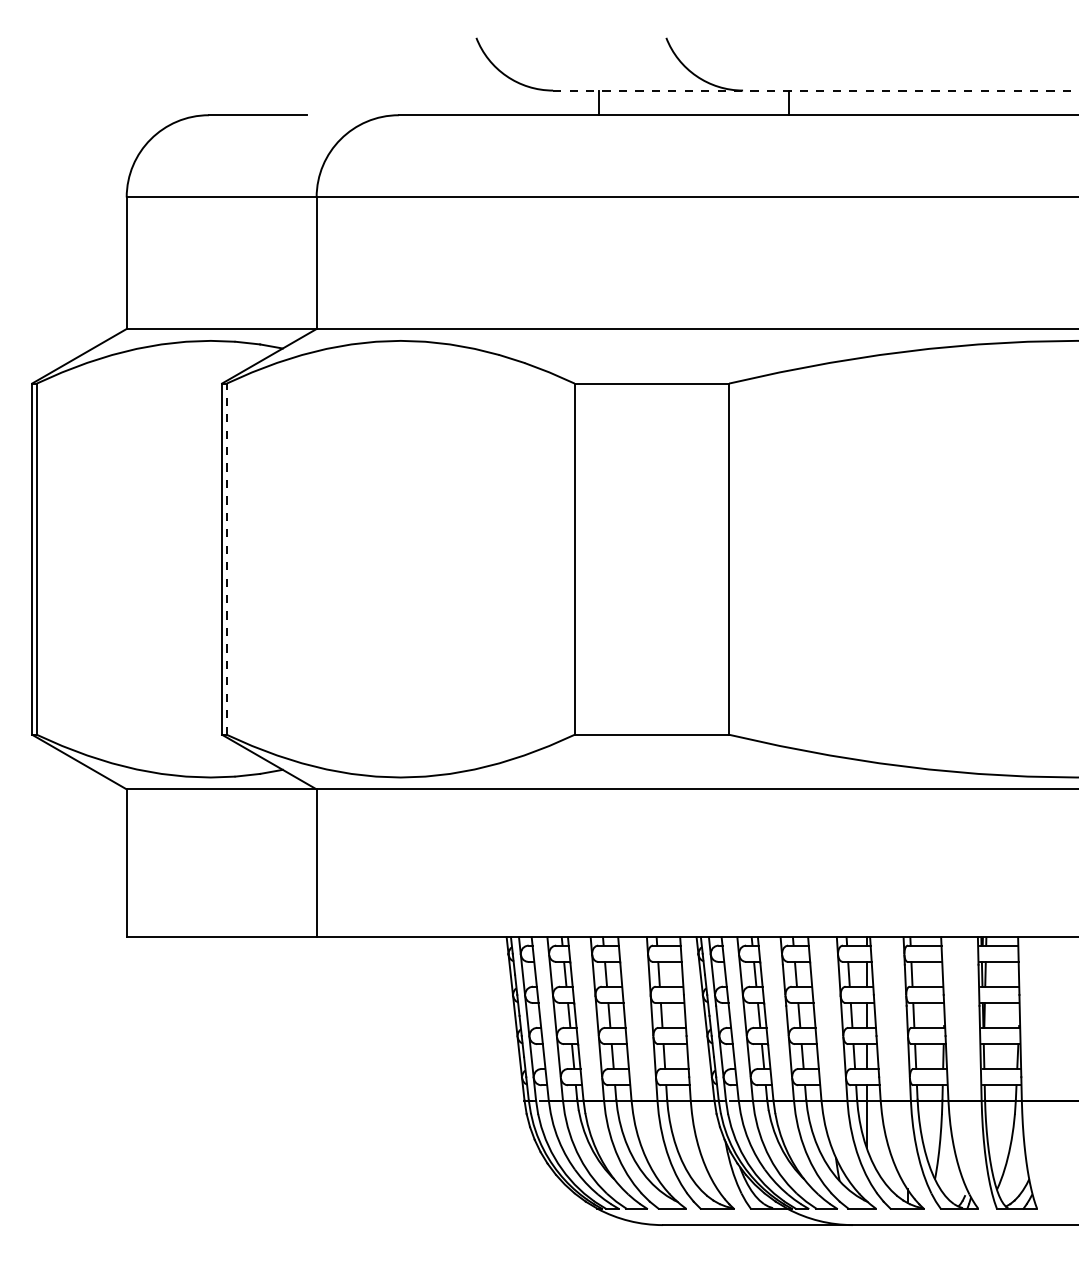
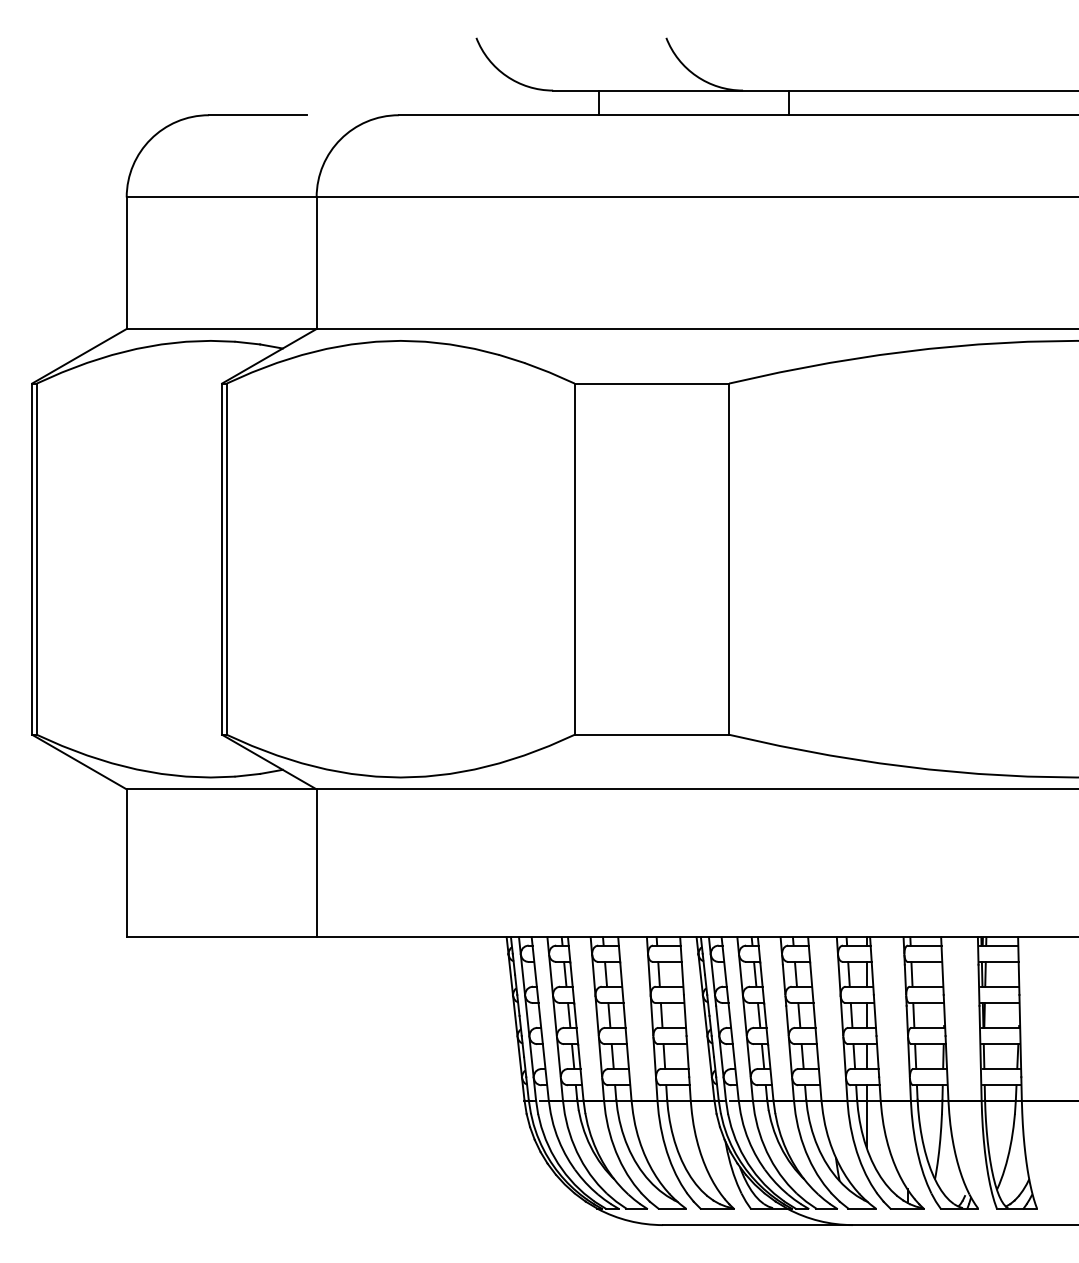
line: dashed -> solid (815, 90)
line: dashed -> solid (226, 559)
